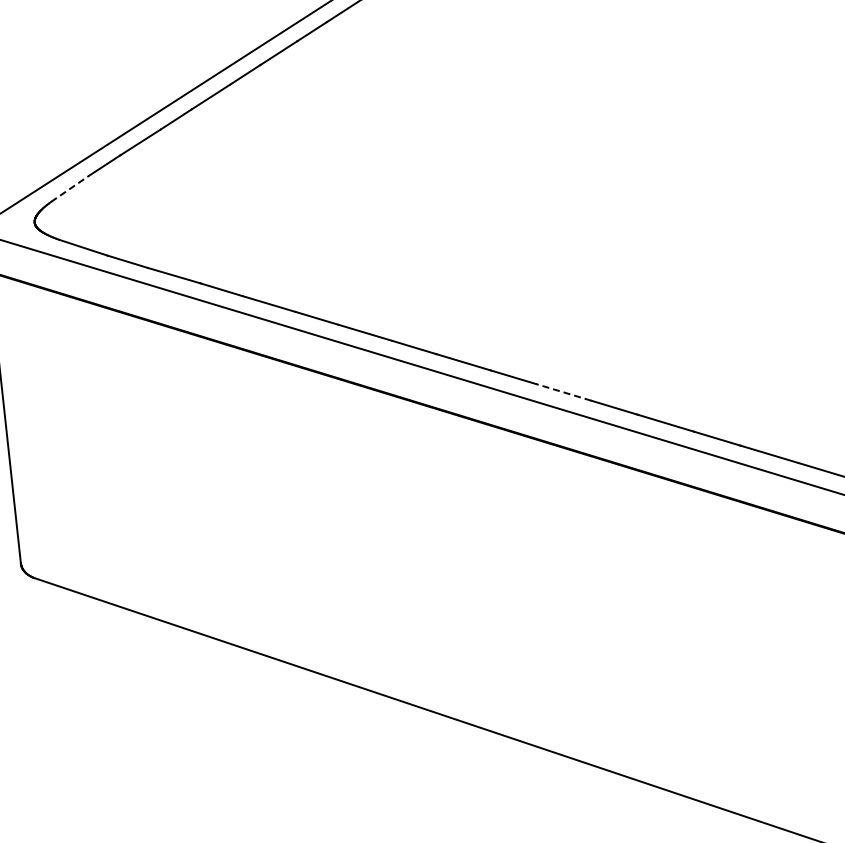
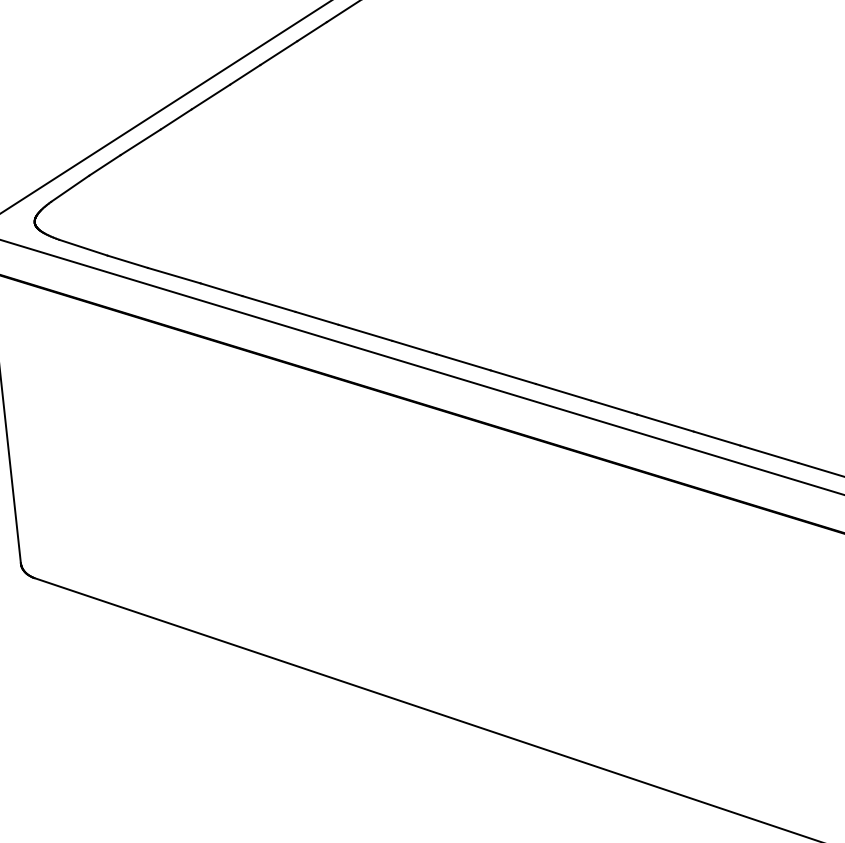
line: dashed -> solid (70, 188)
line: dashed -> solid (563, 392)
